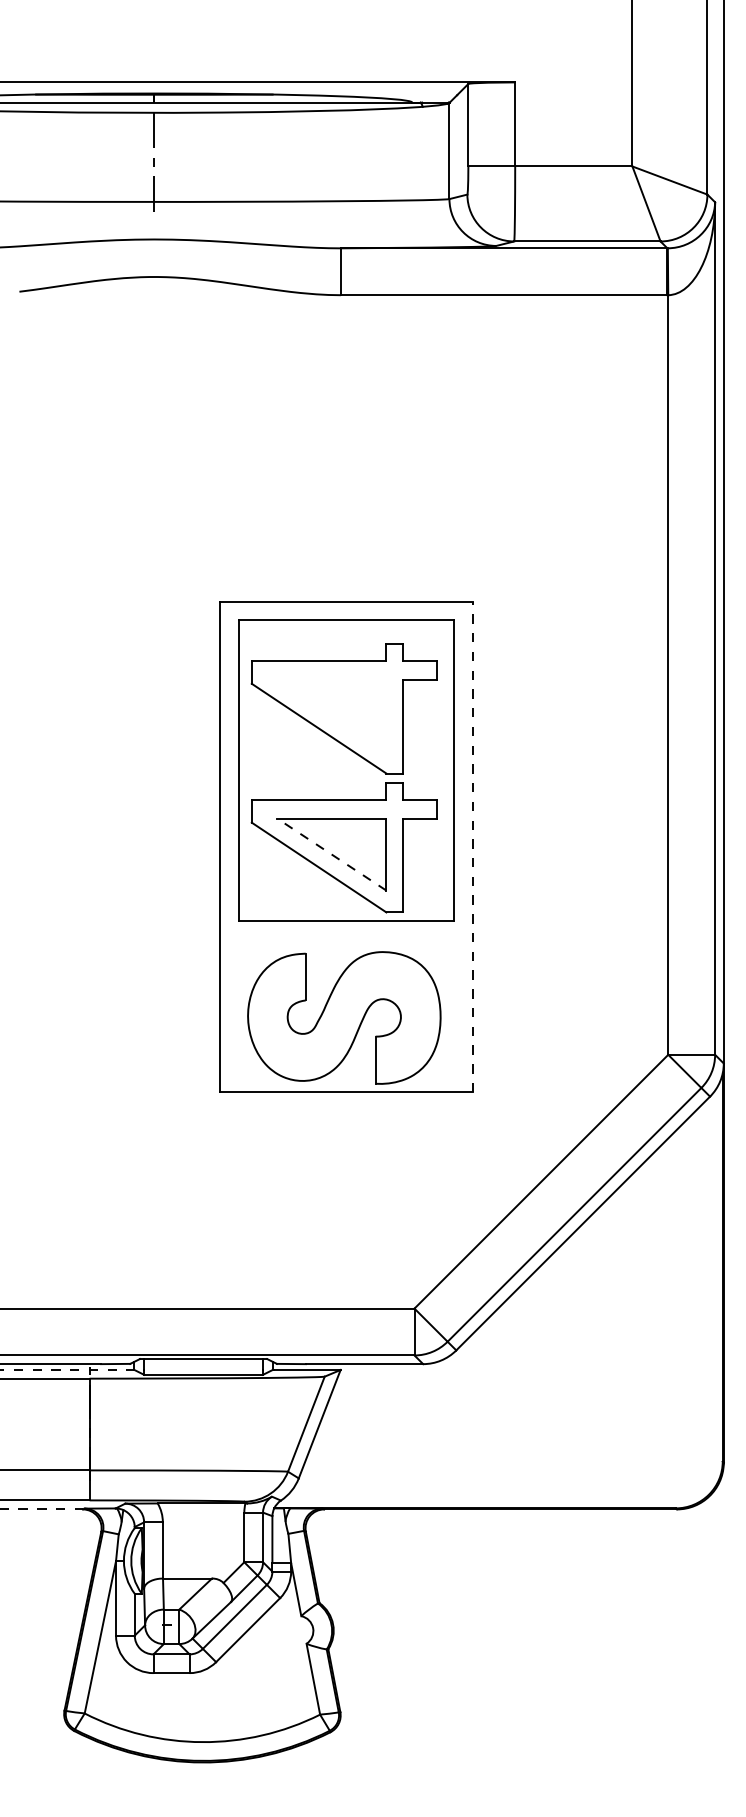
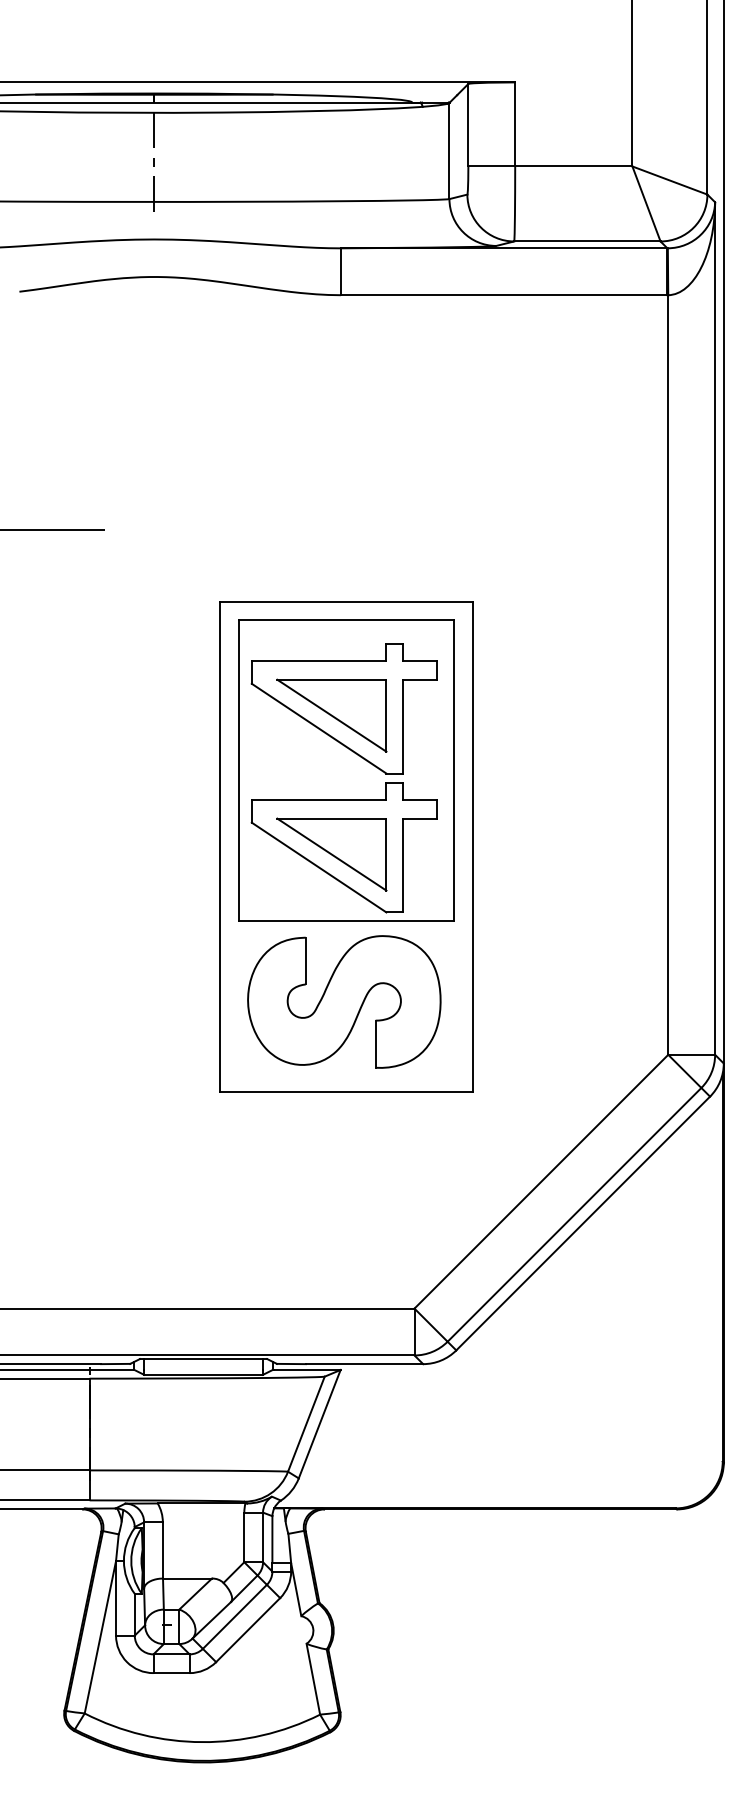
line: none -> present (53, 529)
part: none -> present (331, 715)
line: dashed -> solid (473, 846)
line: dashed -> solid (331, 854)
part position: (344, 1017) -> (344, 1001) (344, 1001)
line: dashed -> solid (67, 1369)
line: dashed -> solid (42, 1509)
